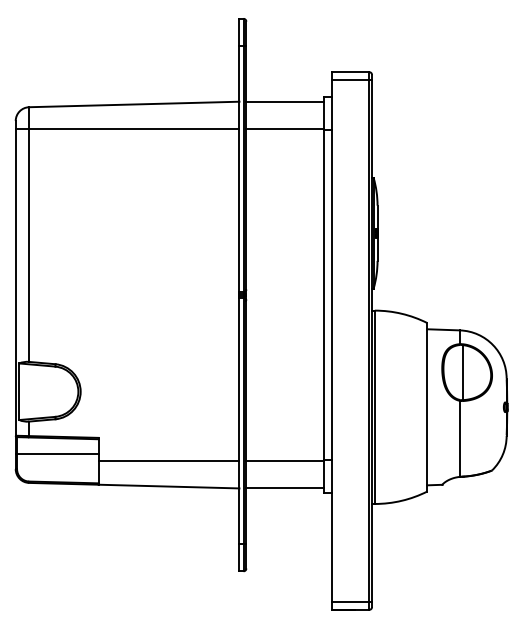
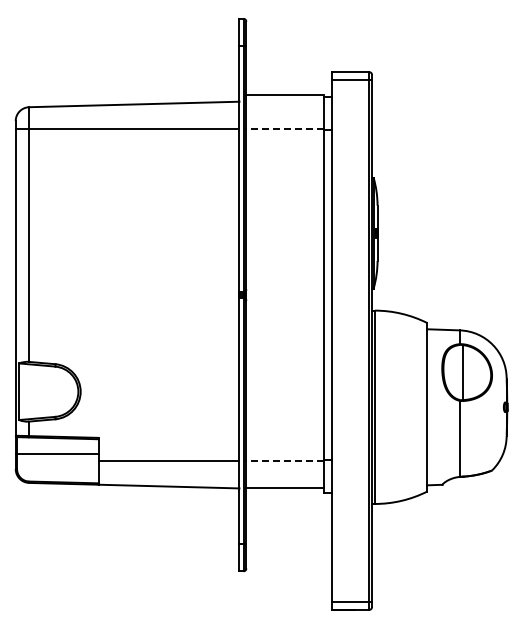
line position: (284, 101) -> (284, 94) (284, 94)
line: solid -> dashed (285, 129)
line: solid -> dashed (285, 460)
